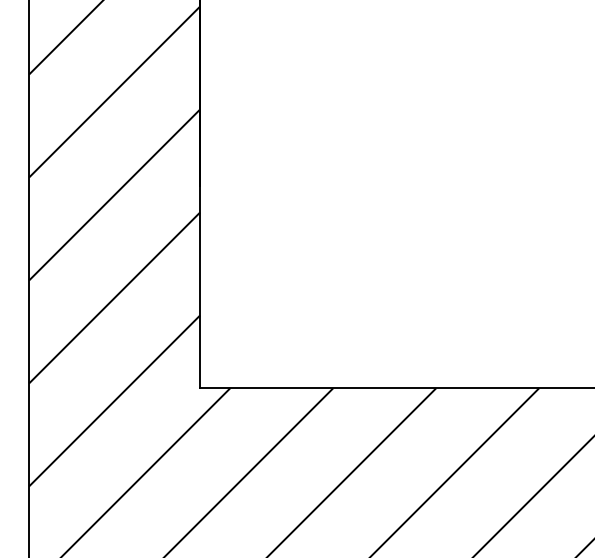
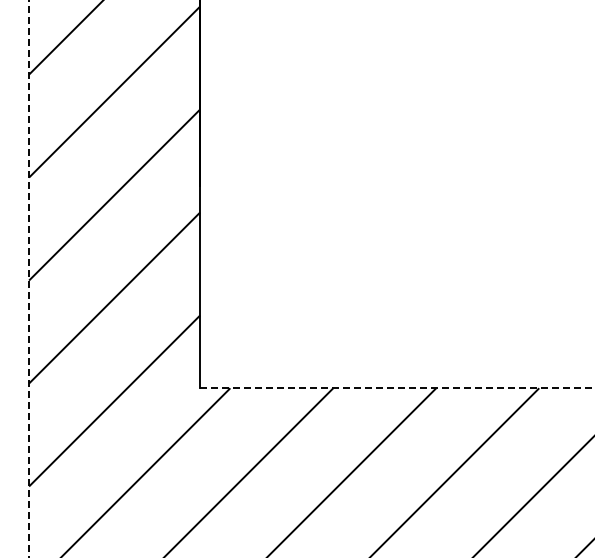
line: solid -> dashed (29, 279)
line: solid -> dashed (398, 388)
